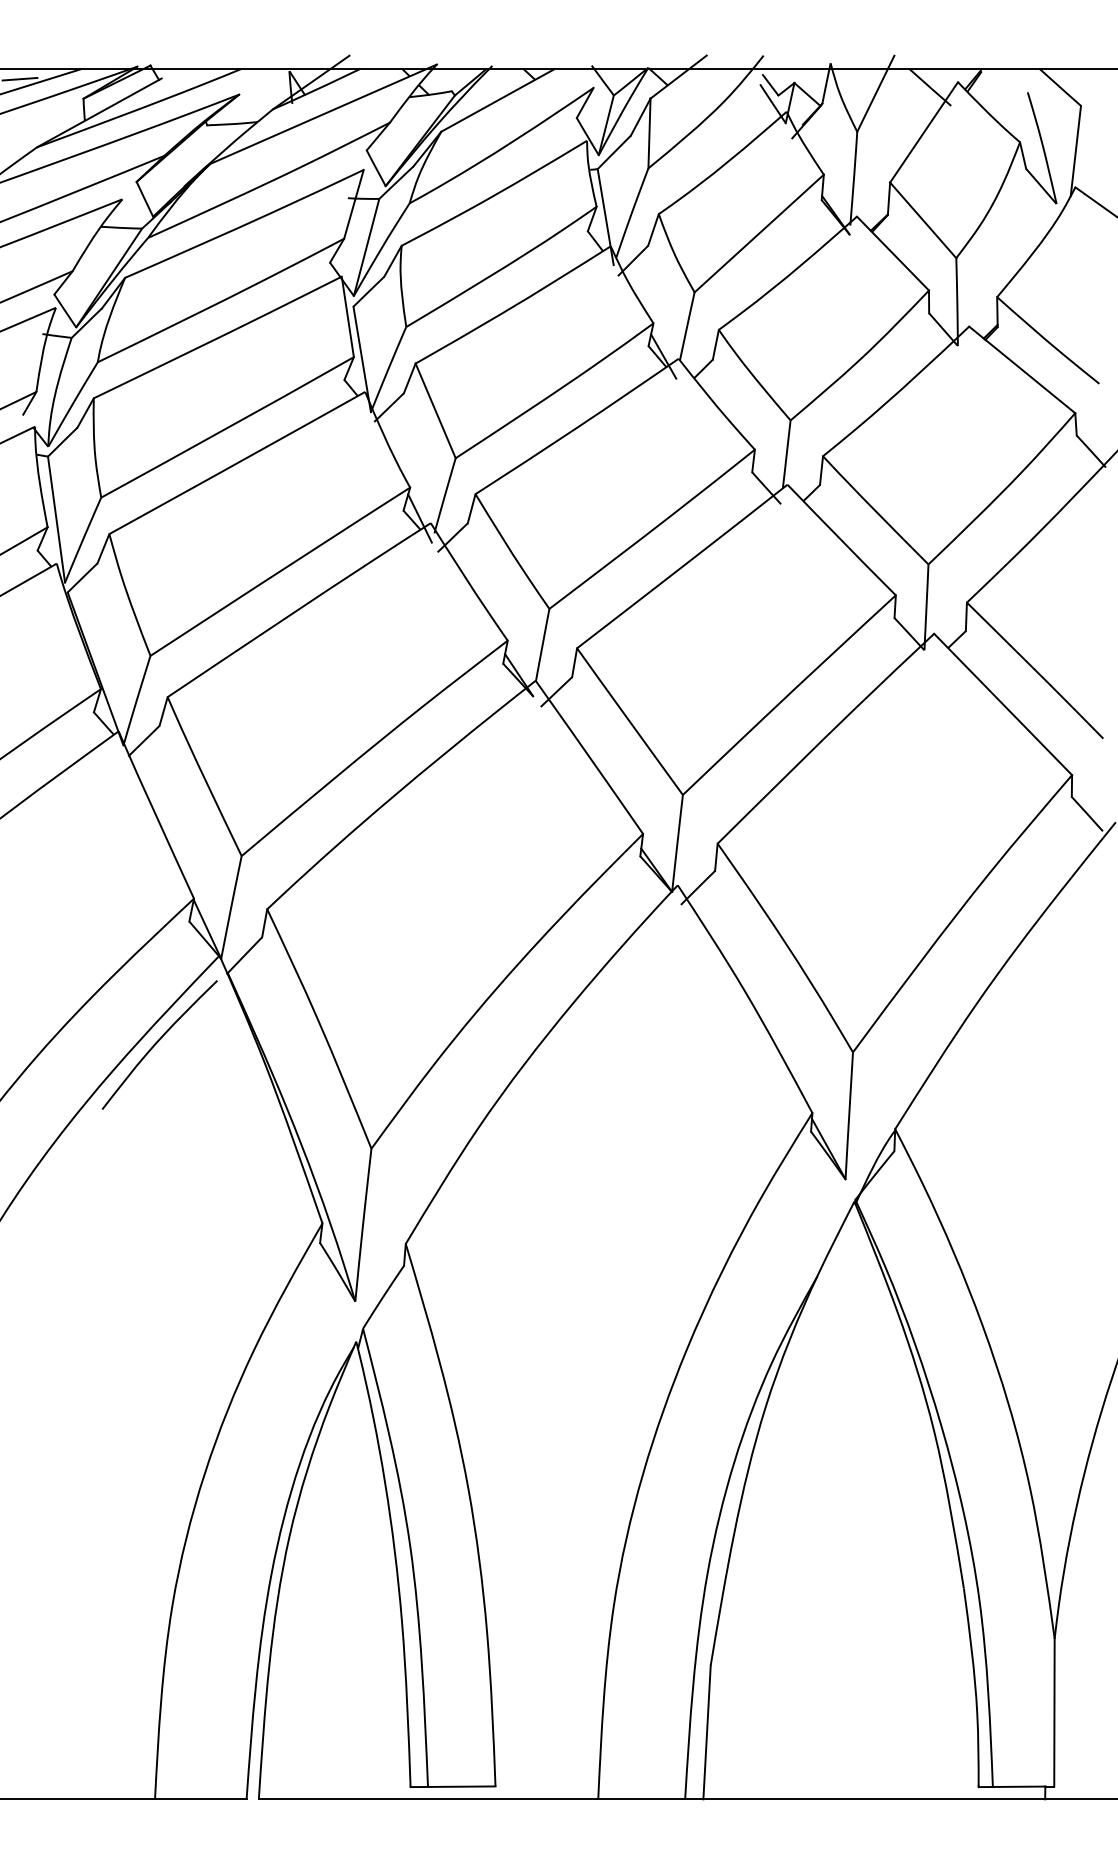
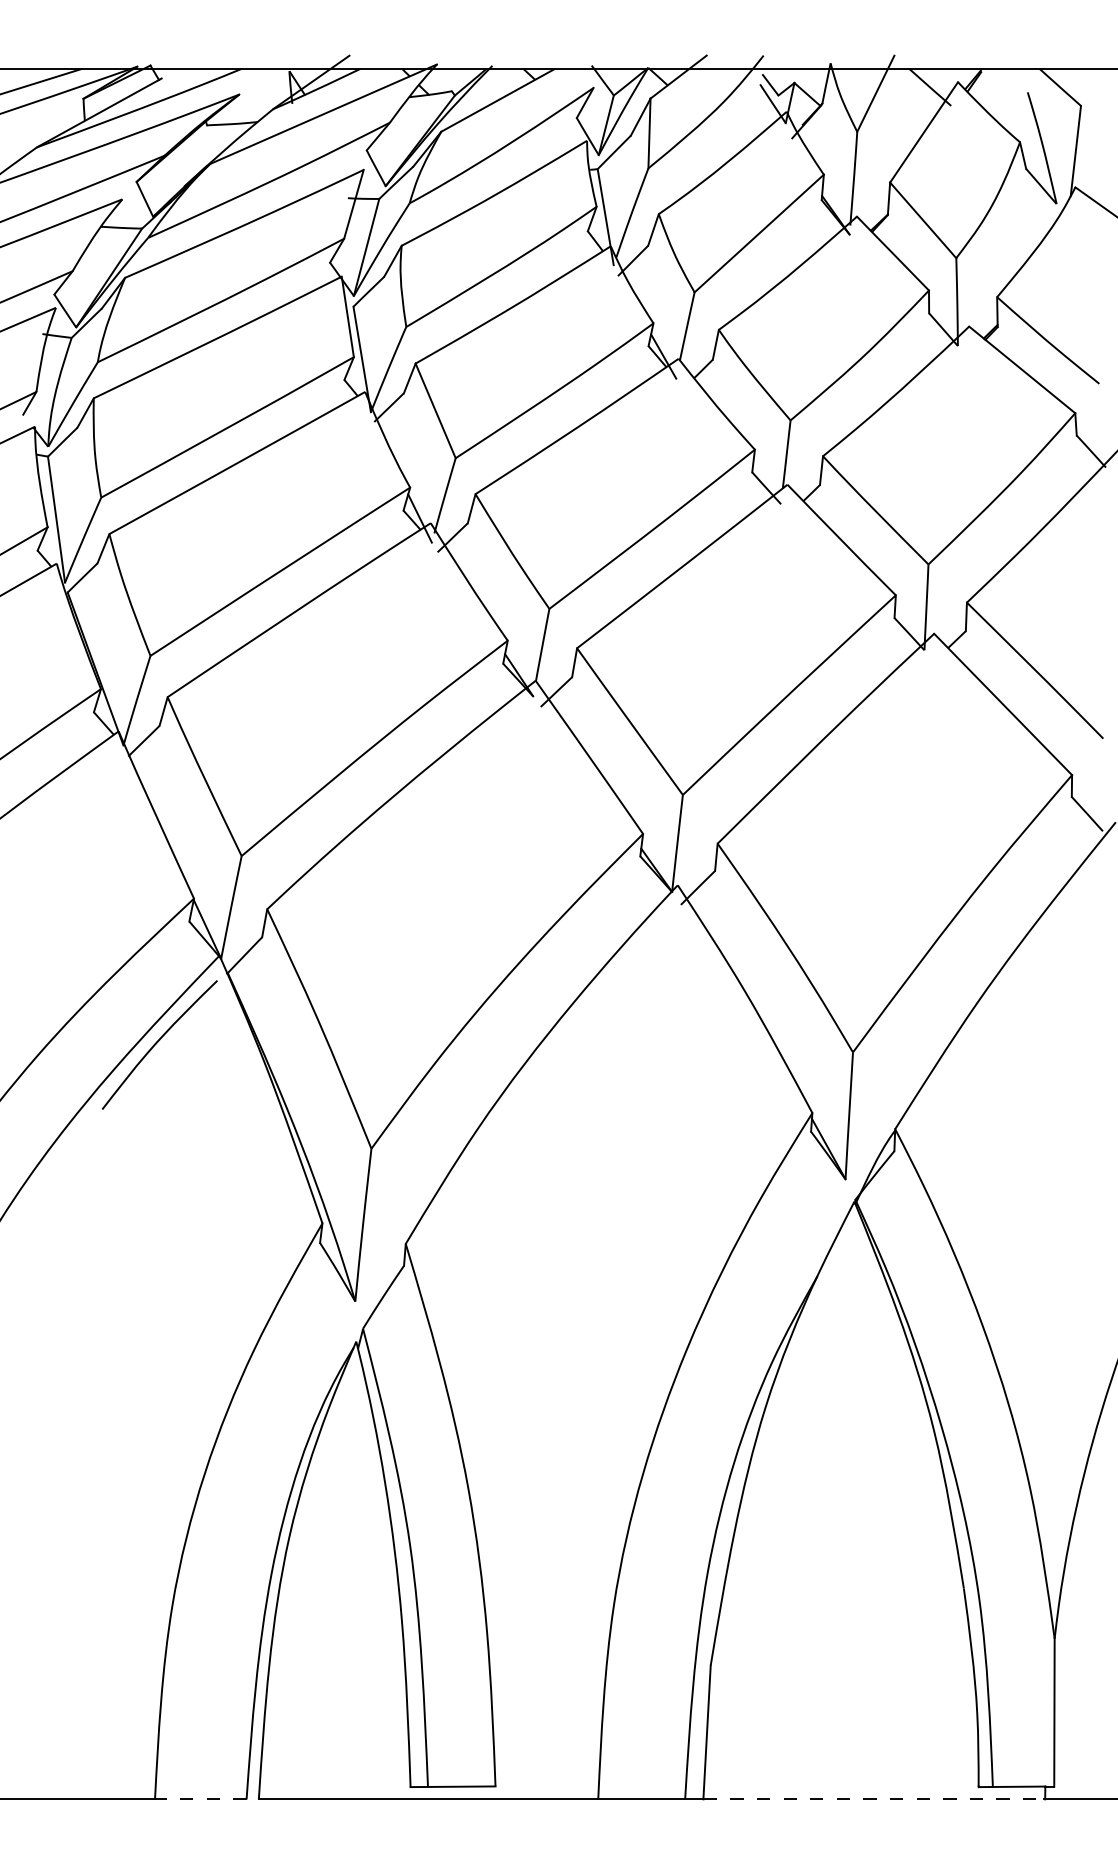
line: present -> none (19, 78)
line: solid -> dashed (200, 1799)
line: solid -> dashed (874, 1799)
